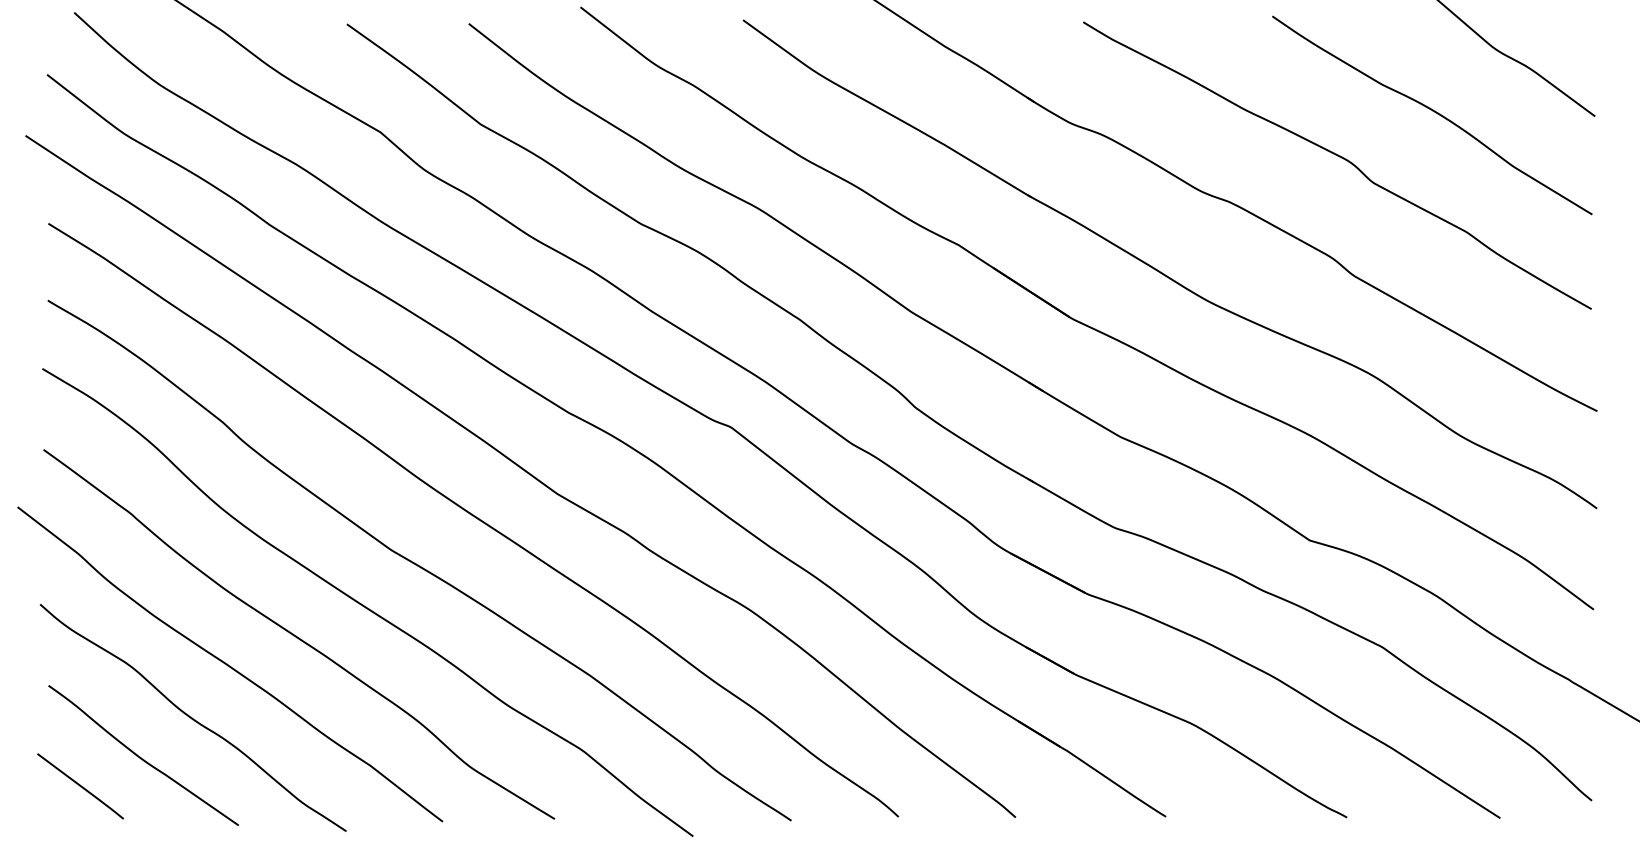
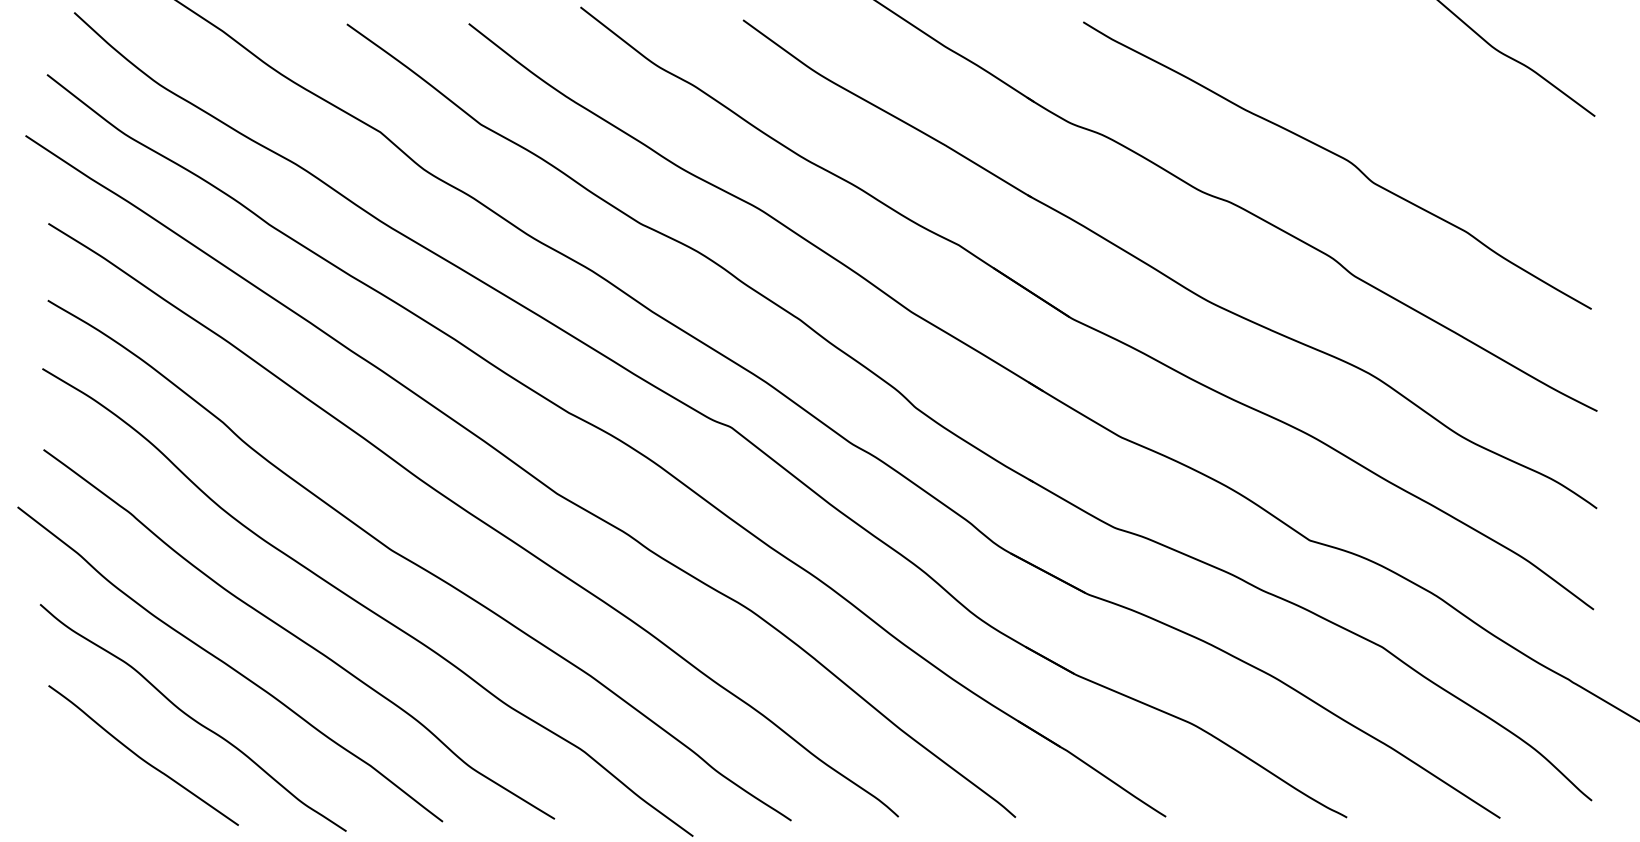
curve: present -> none (1434, 112)
line: present -> none (80, 786)
